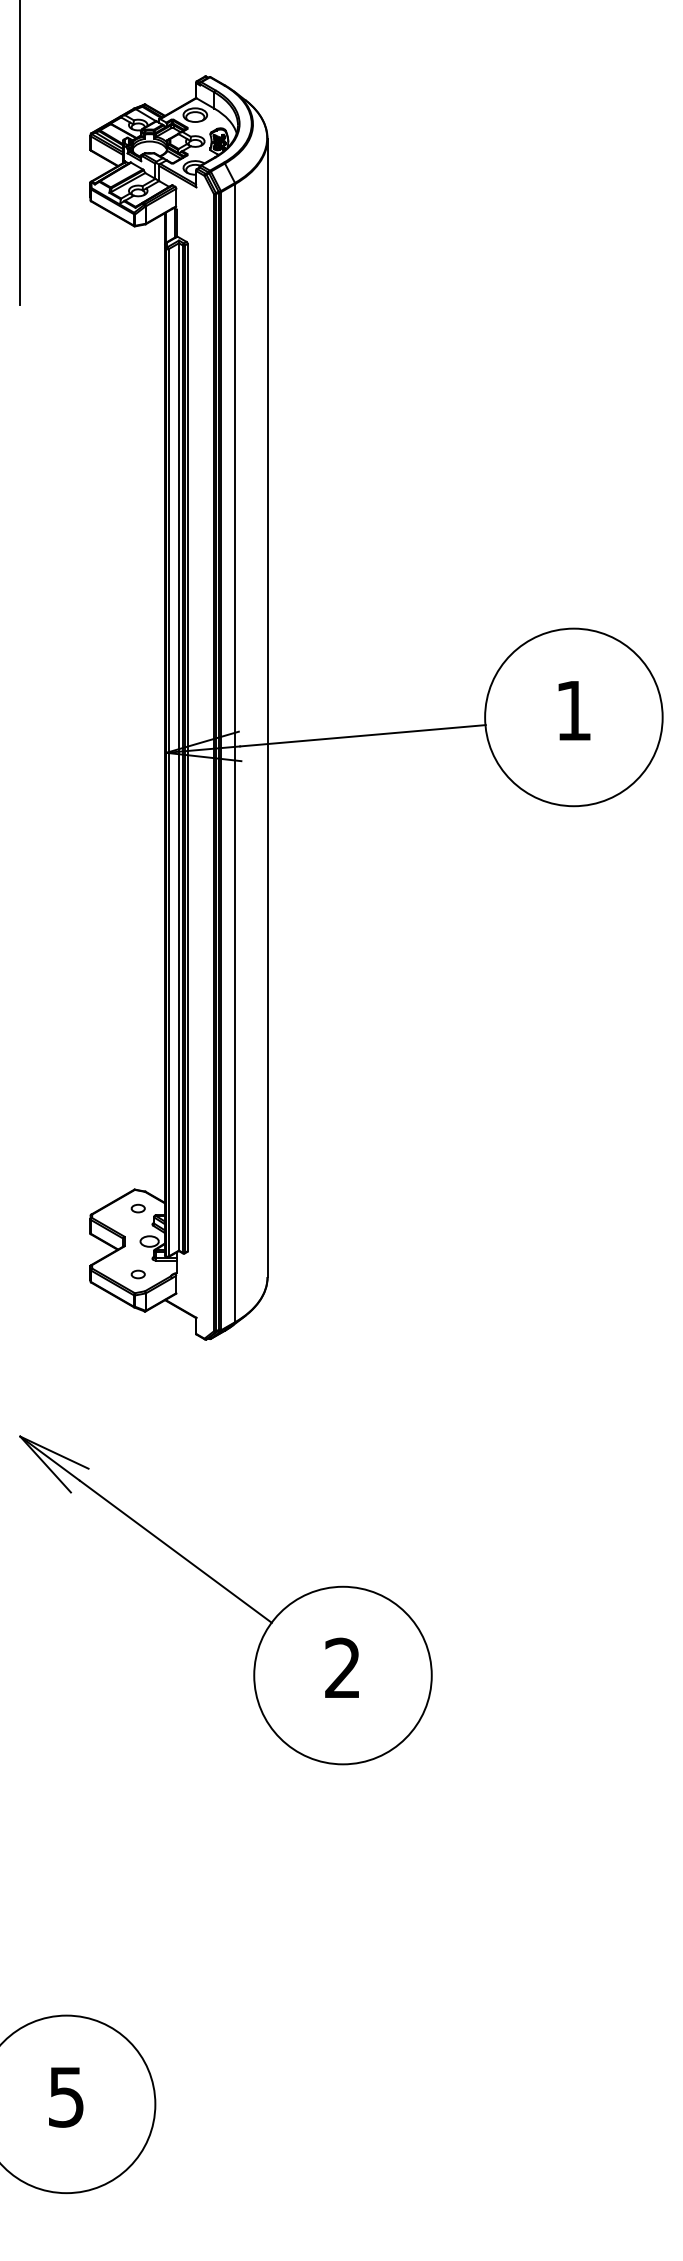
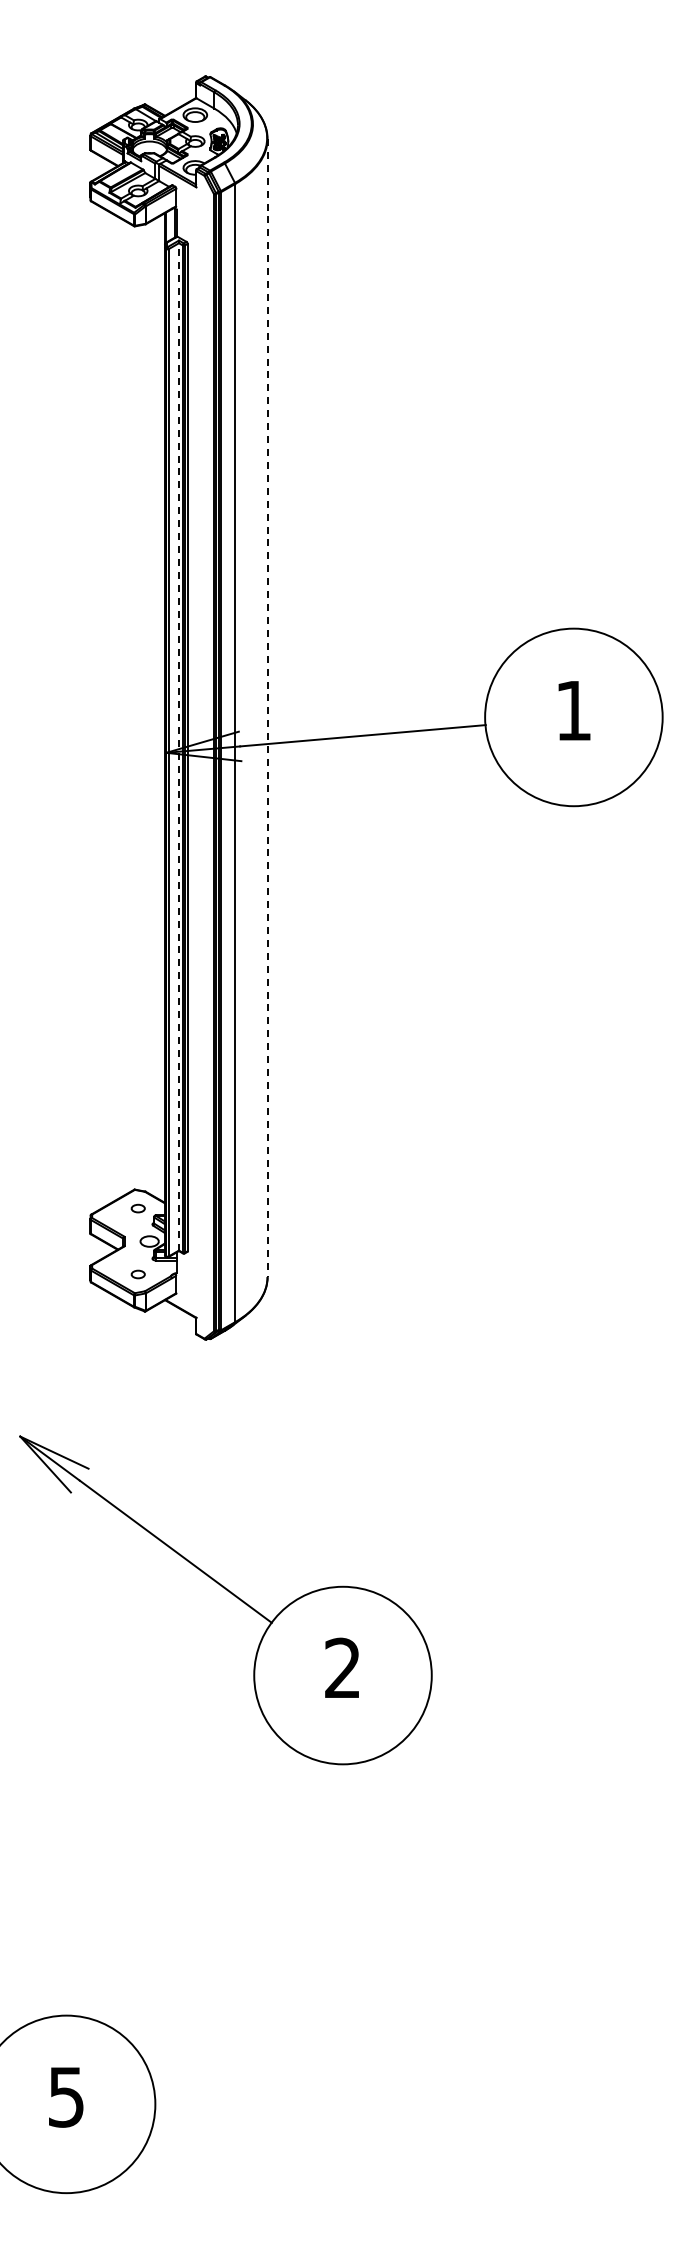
line: present -> none (20, 153)
line: solid -> dashed (267, 708)
line: solid -> dashed (178, 746)
